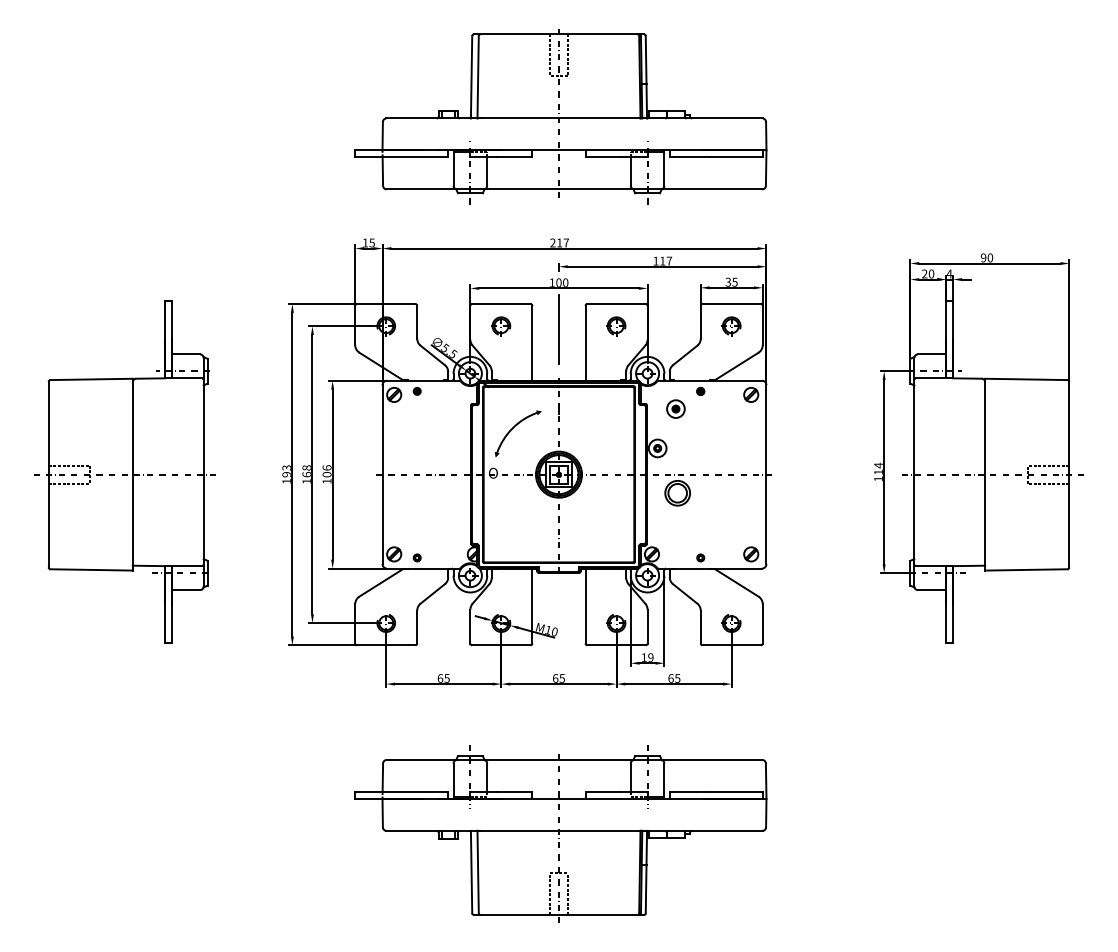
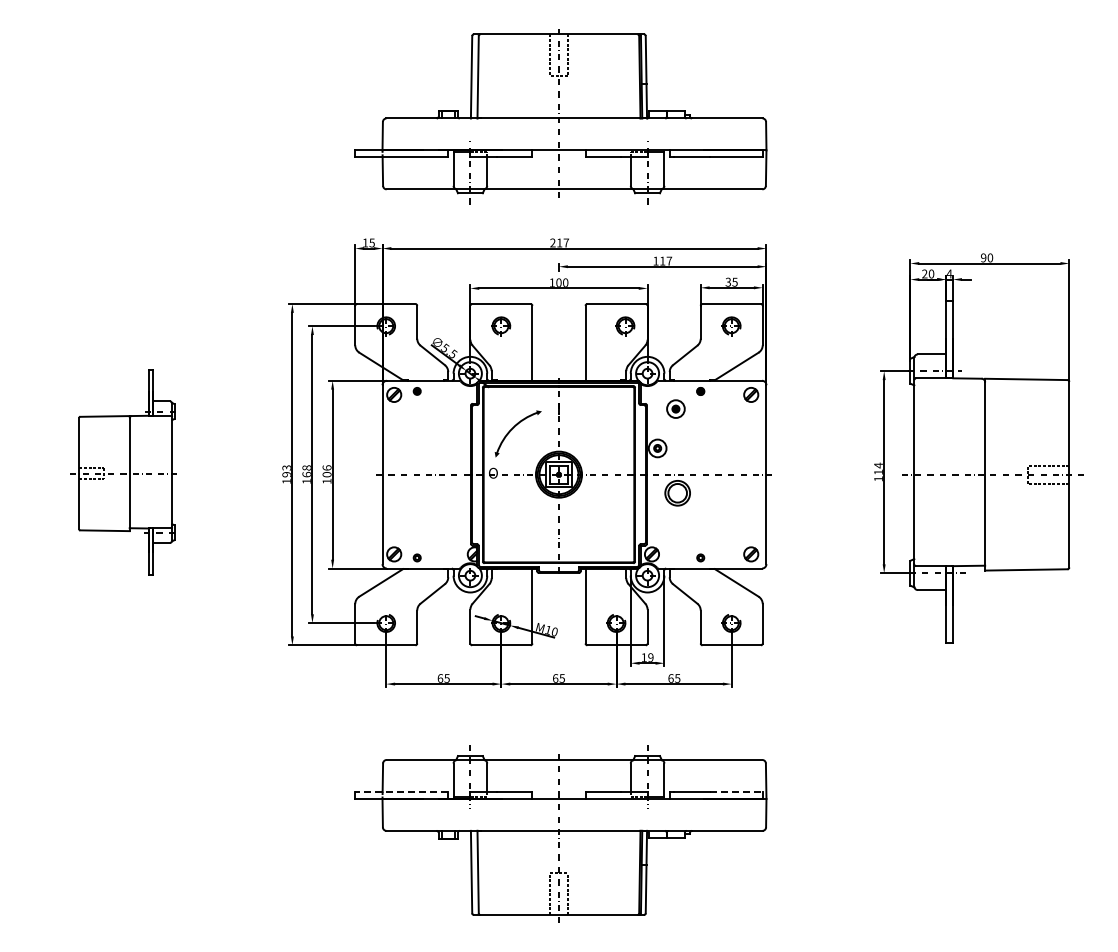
part position: (616, 326) -> (625, 326) (625, 326)
line: present -> none (558, 329)
part size: 182x344 px -> 107x207 px (123, 472)
line: solid -> dashed (401, 791)
line: solid -> dashed (736, 791)
